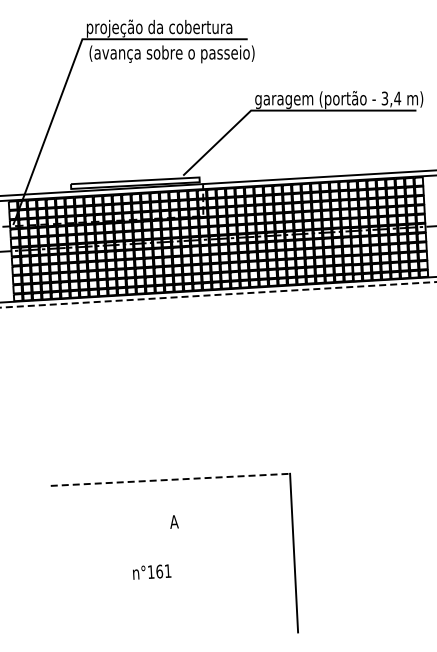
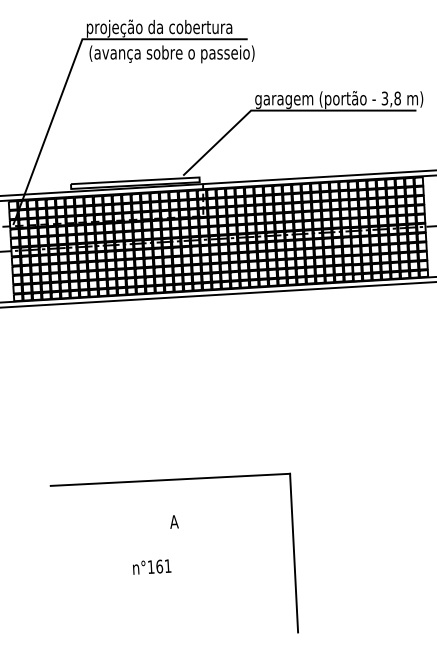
text: 3,4 -> 3,8 (397, 98)
line: dashed -> solid (219, 294)
line: dashed -> solid (170, 479)
text position: (152, 571) -> (152, 566) (152, 566)
